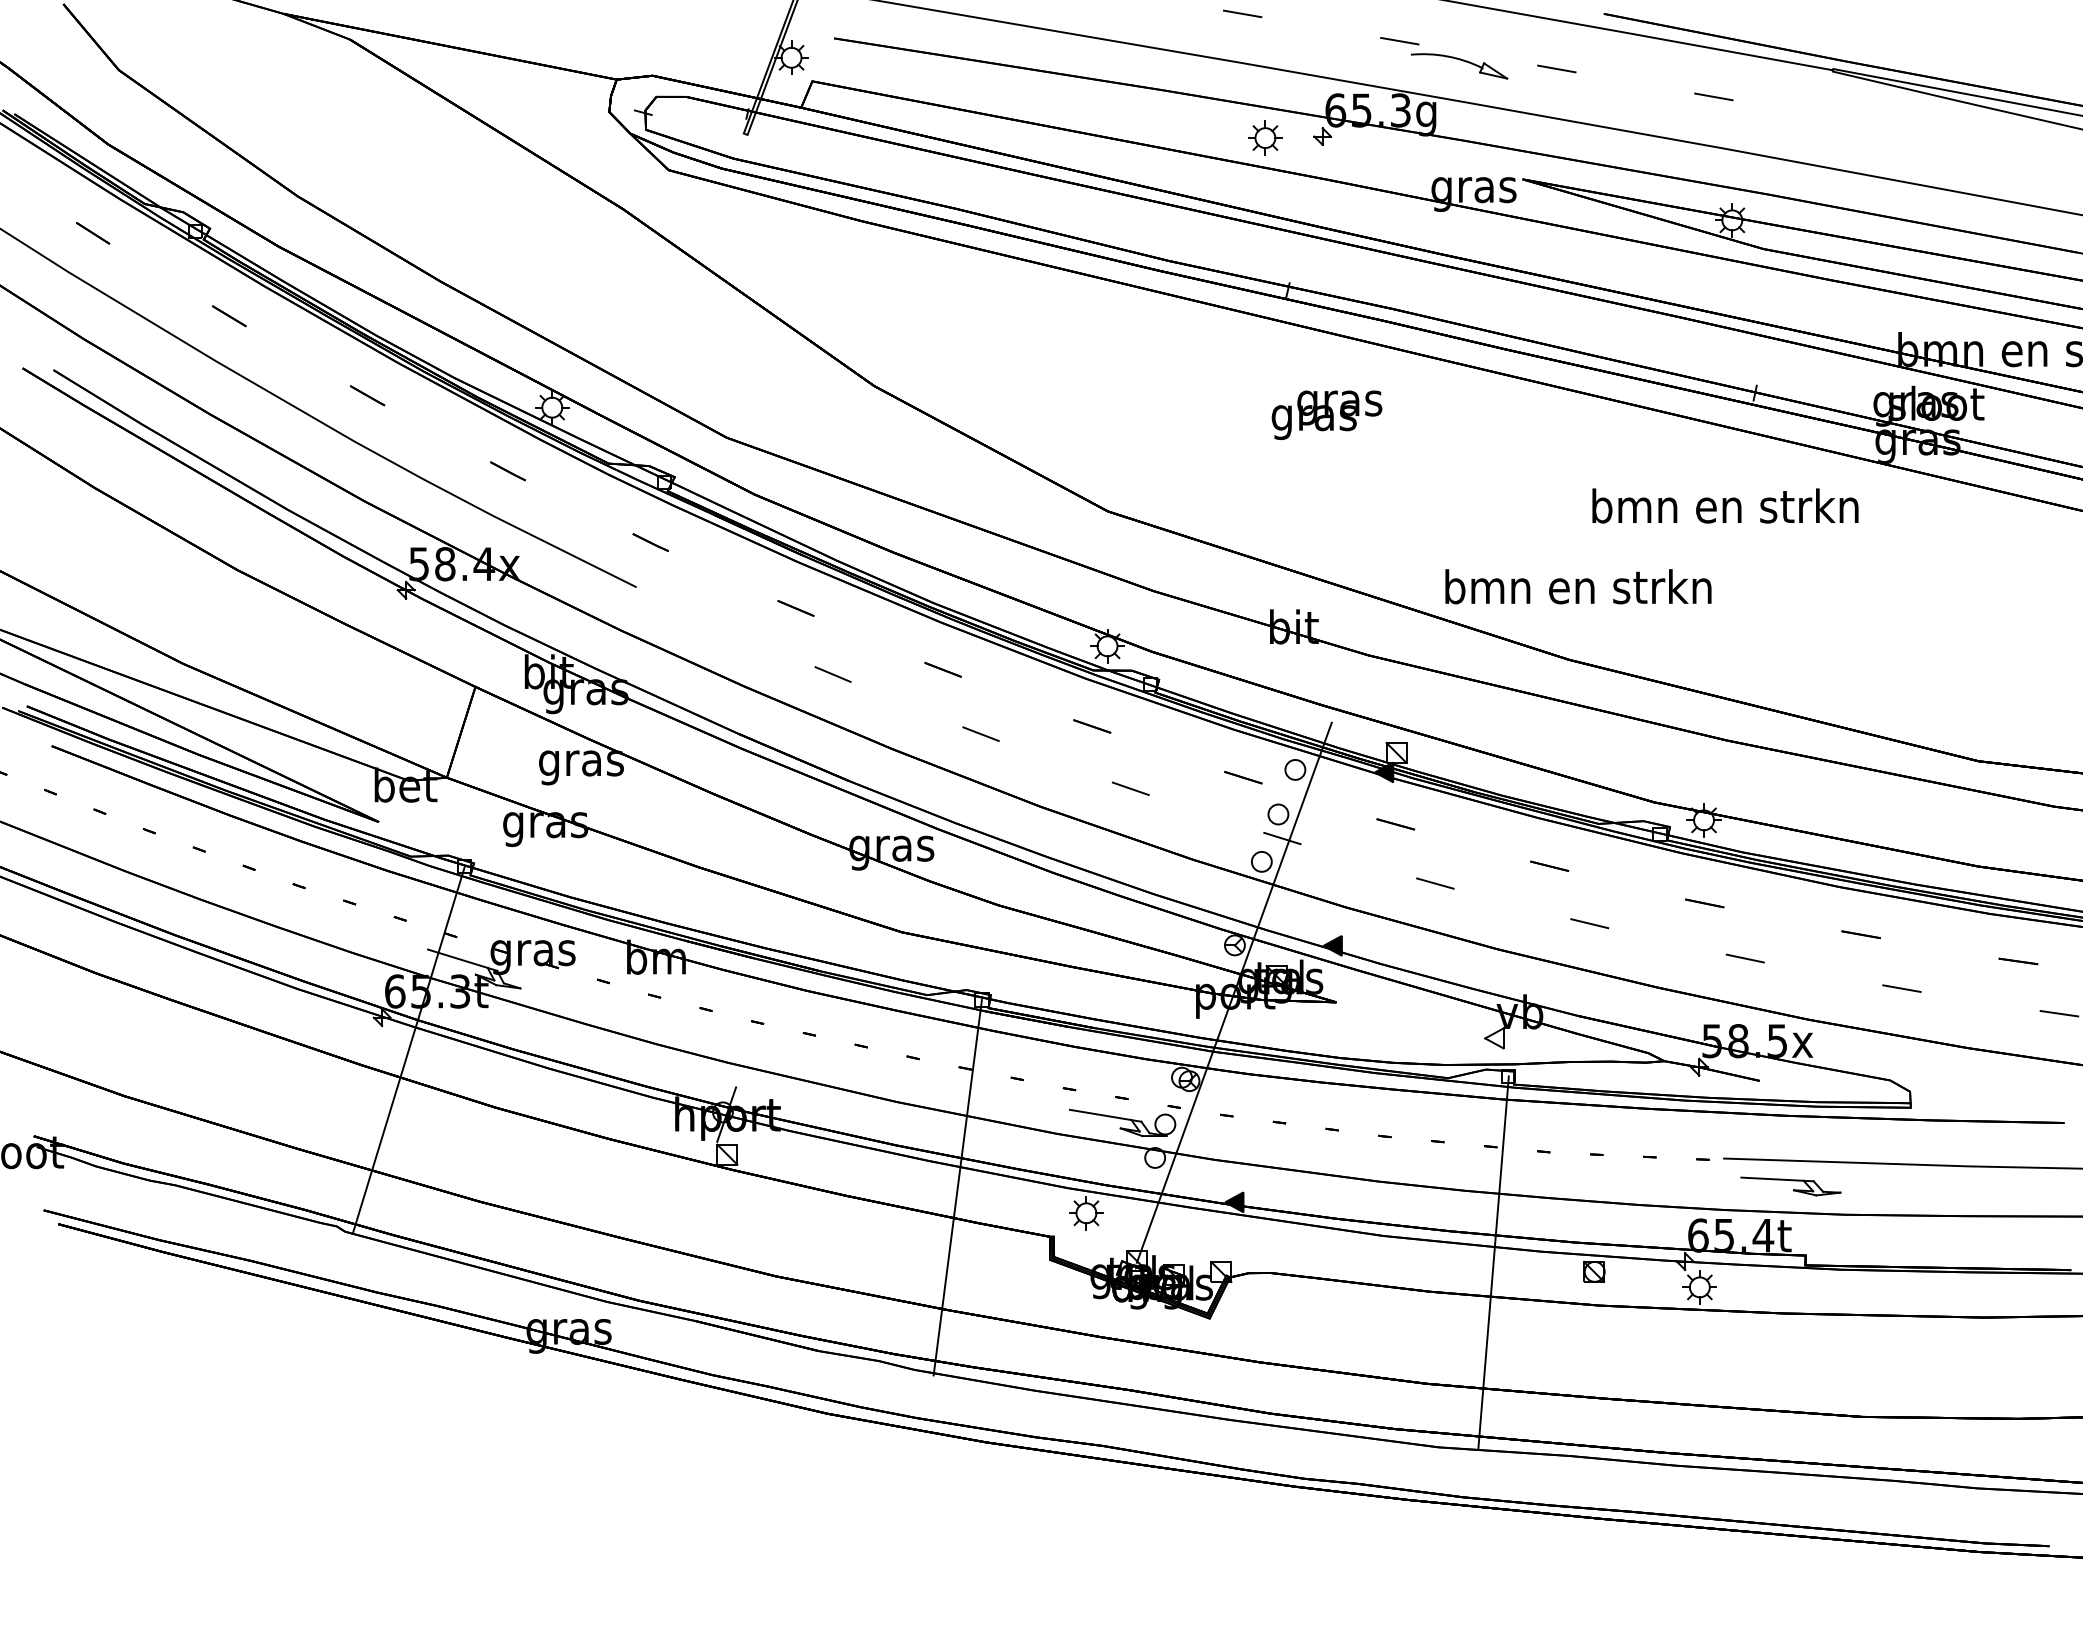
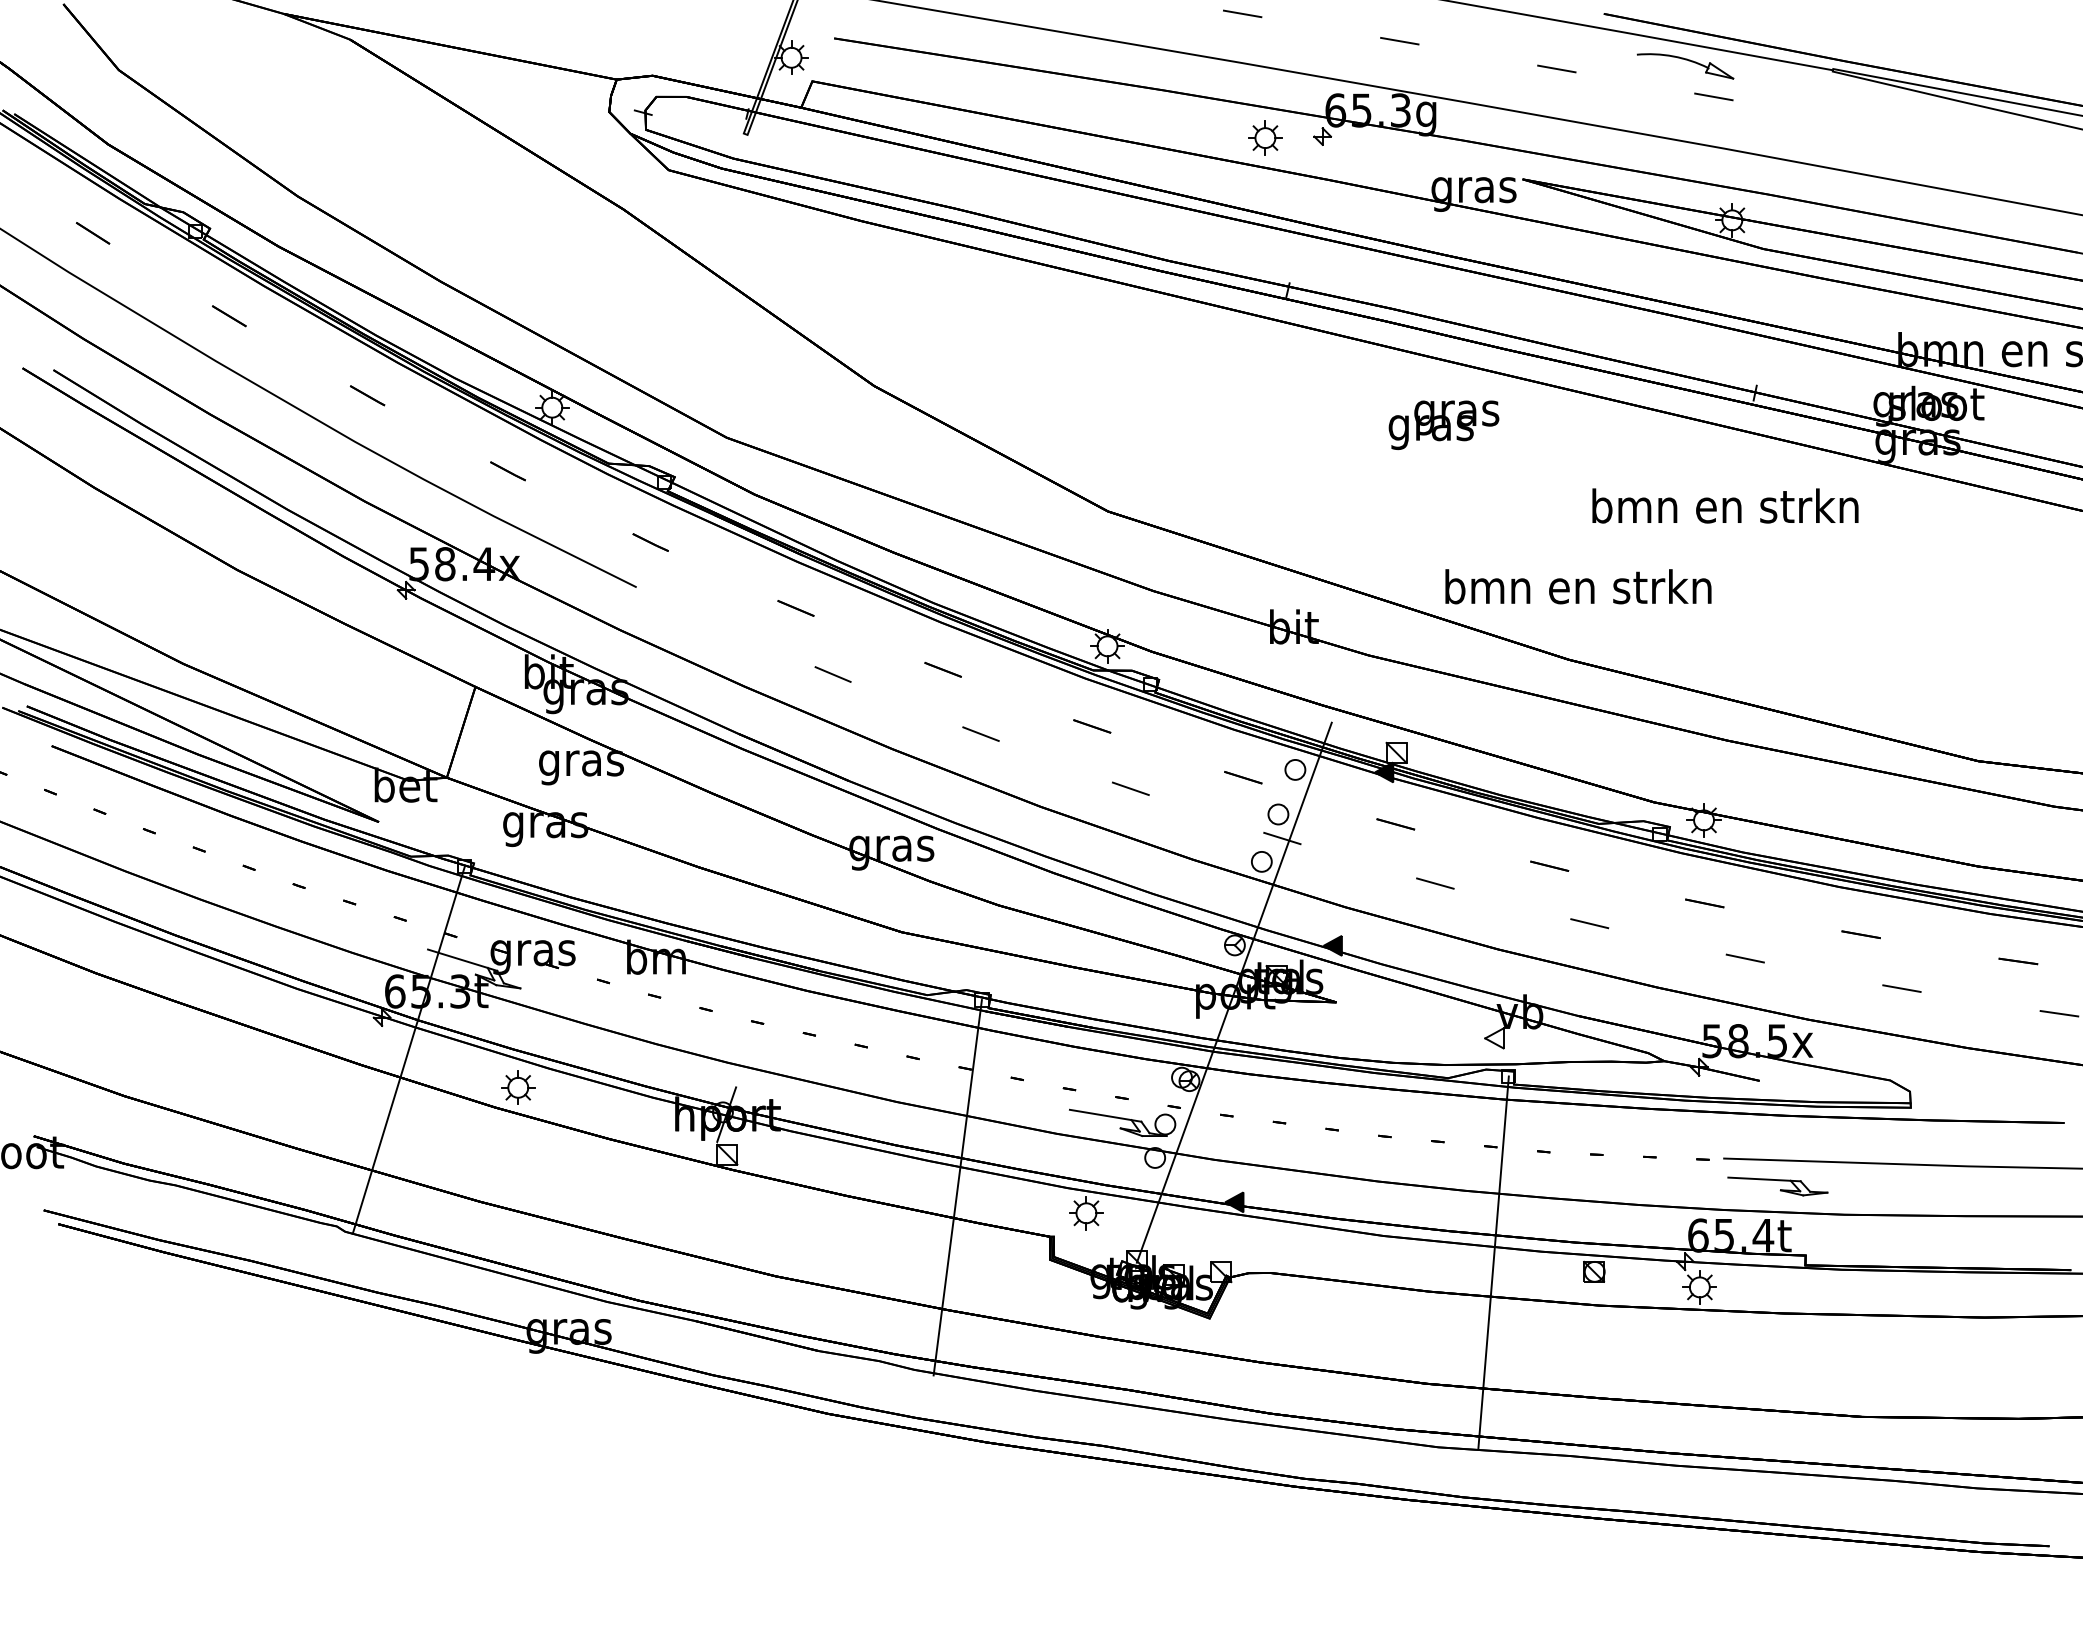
part position: (1459, 66) -> (1685, 66) (1685, 66)
text position: (1326, 414) -> (1443, 424) (1443, 424)
part: none -> present (518, 1087)
part position: (1790, 1186) -> (1777, 1186) (1777, 1186)
